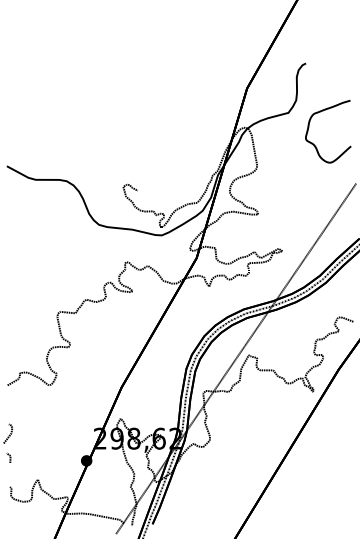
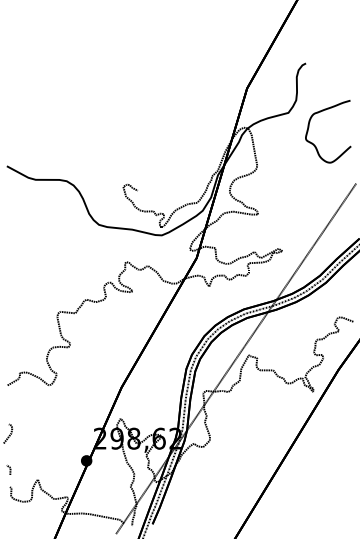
line position: (9, 457) -> (9, 469) (9, 469)
